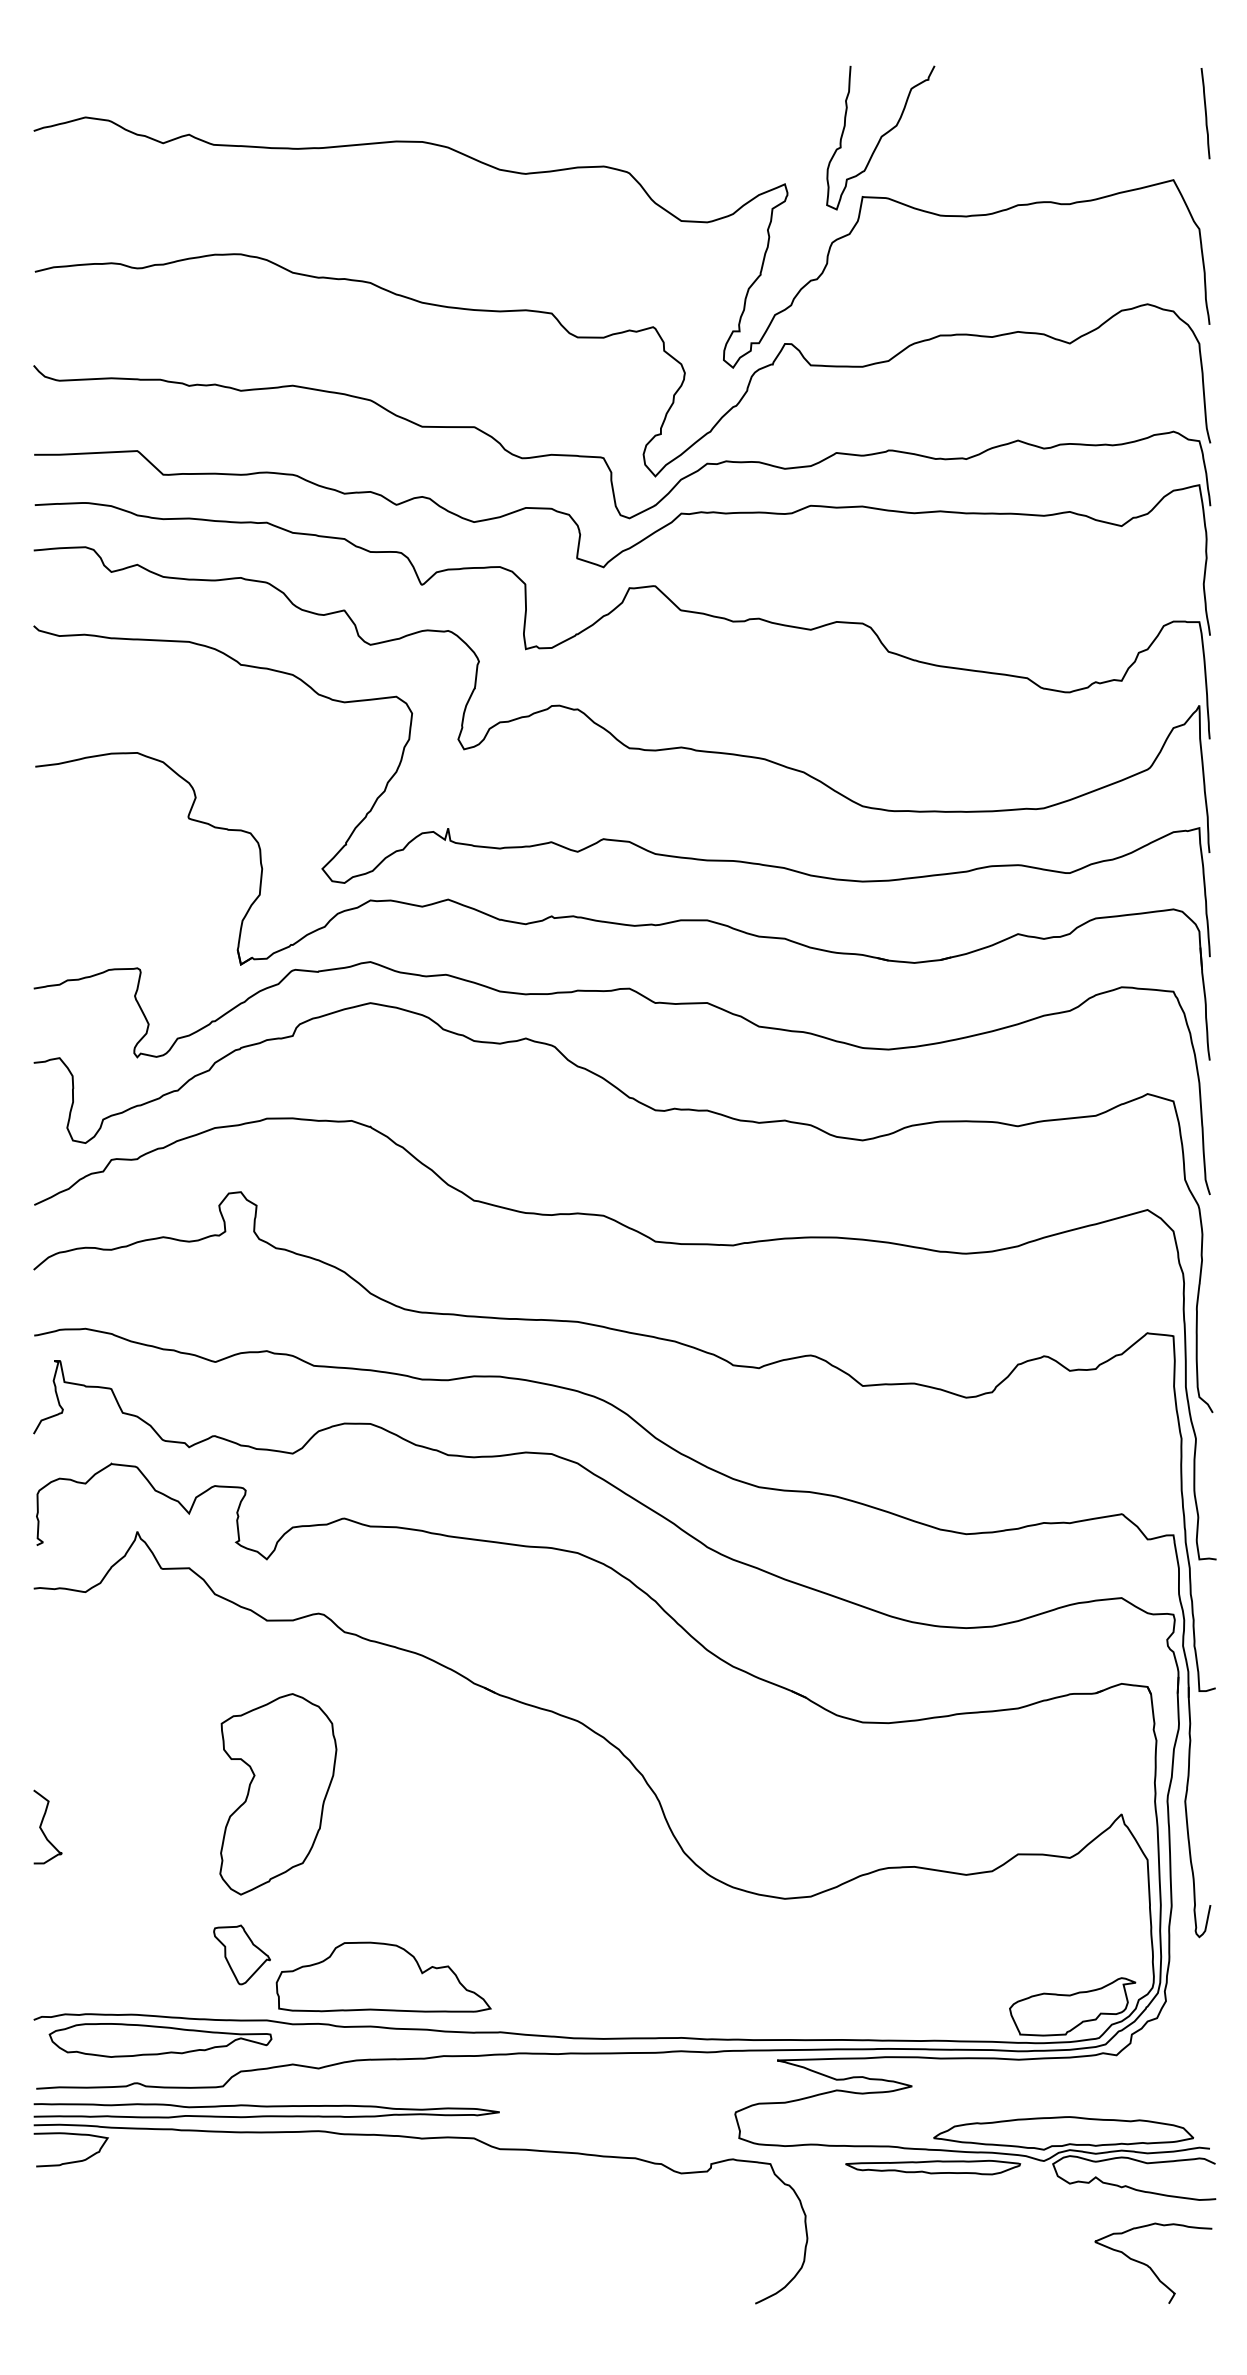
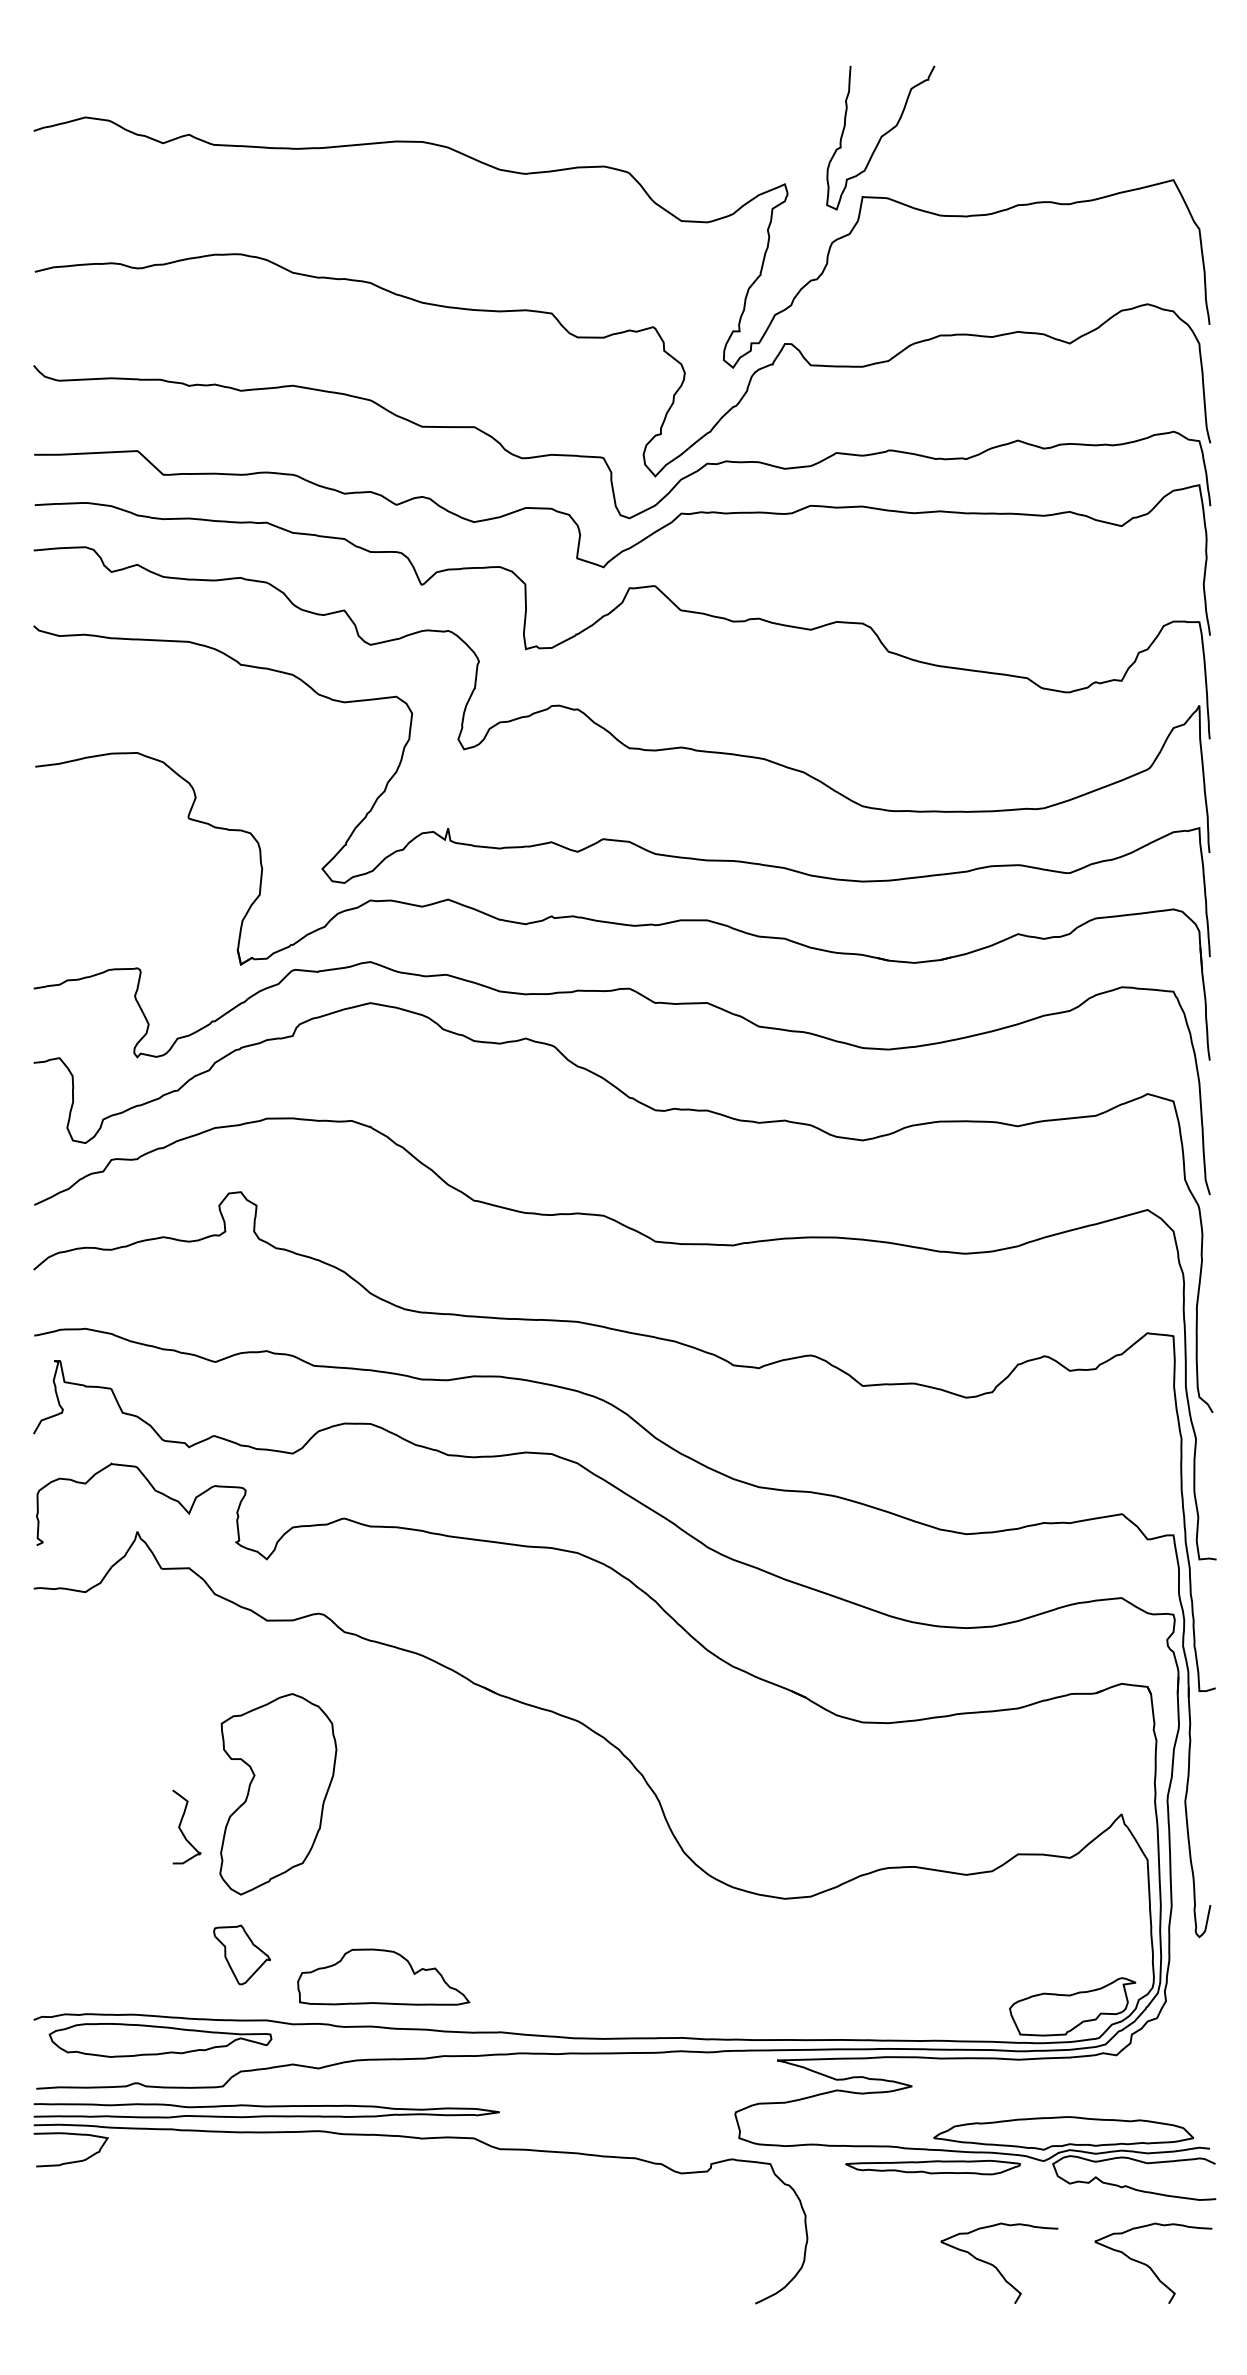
line: present -> none (1205, 113)
curve position: (42, 1823) -> (181, 1823) (181, 1823)
part size: 217x72 px -> 174x58 px (383, 1976)
curve: none -> present (996, 2266)
